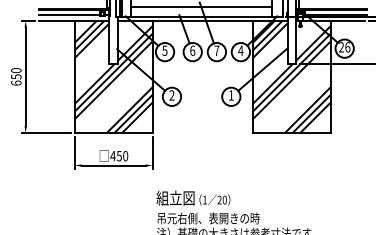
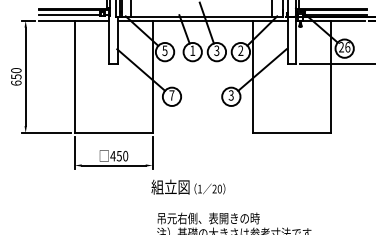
line: present -> none (200, 6)
text: 6 -> 1 (192, 50)
text: 7 -> 3 (216, 50)
text: 4 -> 2 (240, 50)
hatch: present -> none (113, 76)
hatch: present -> none (291, 76)
text: 2 -> 7 (171, 95)
text: 1 -> 3 (230, 95)
text position: (193, 197) -> (188, 186) (188, 186)
